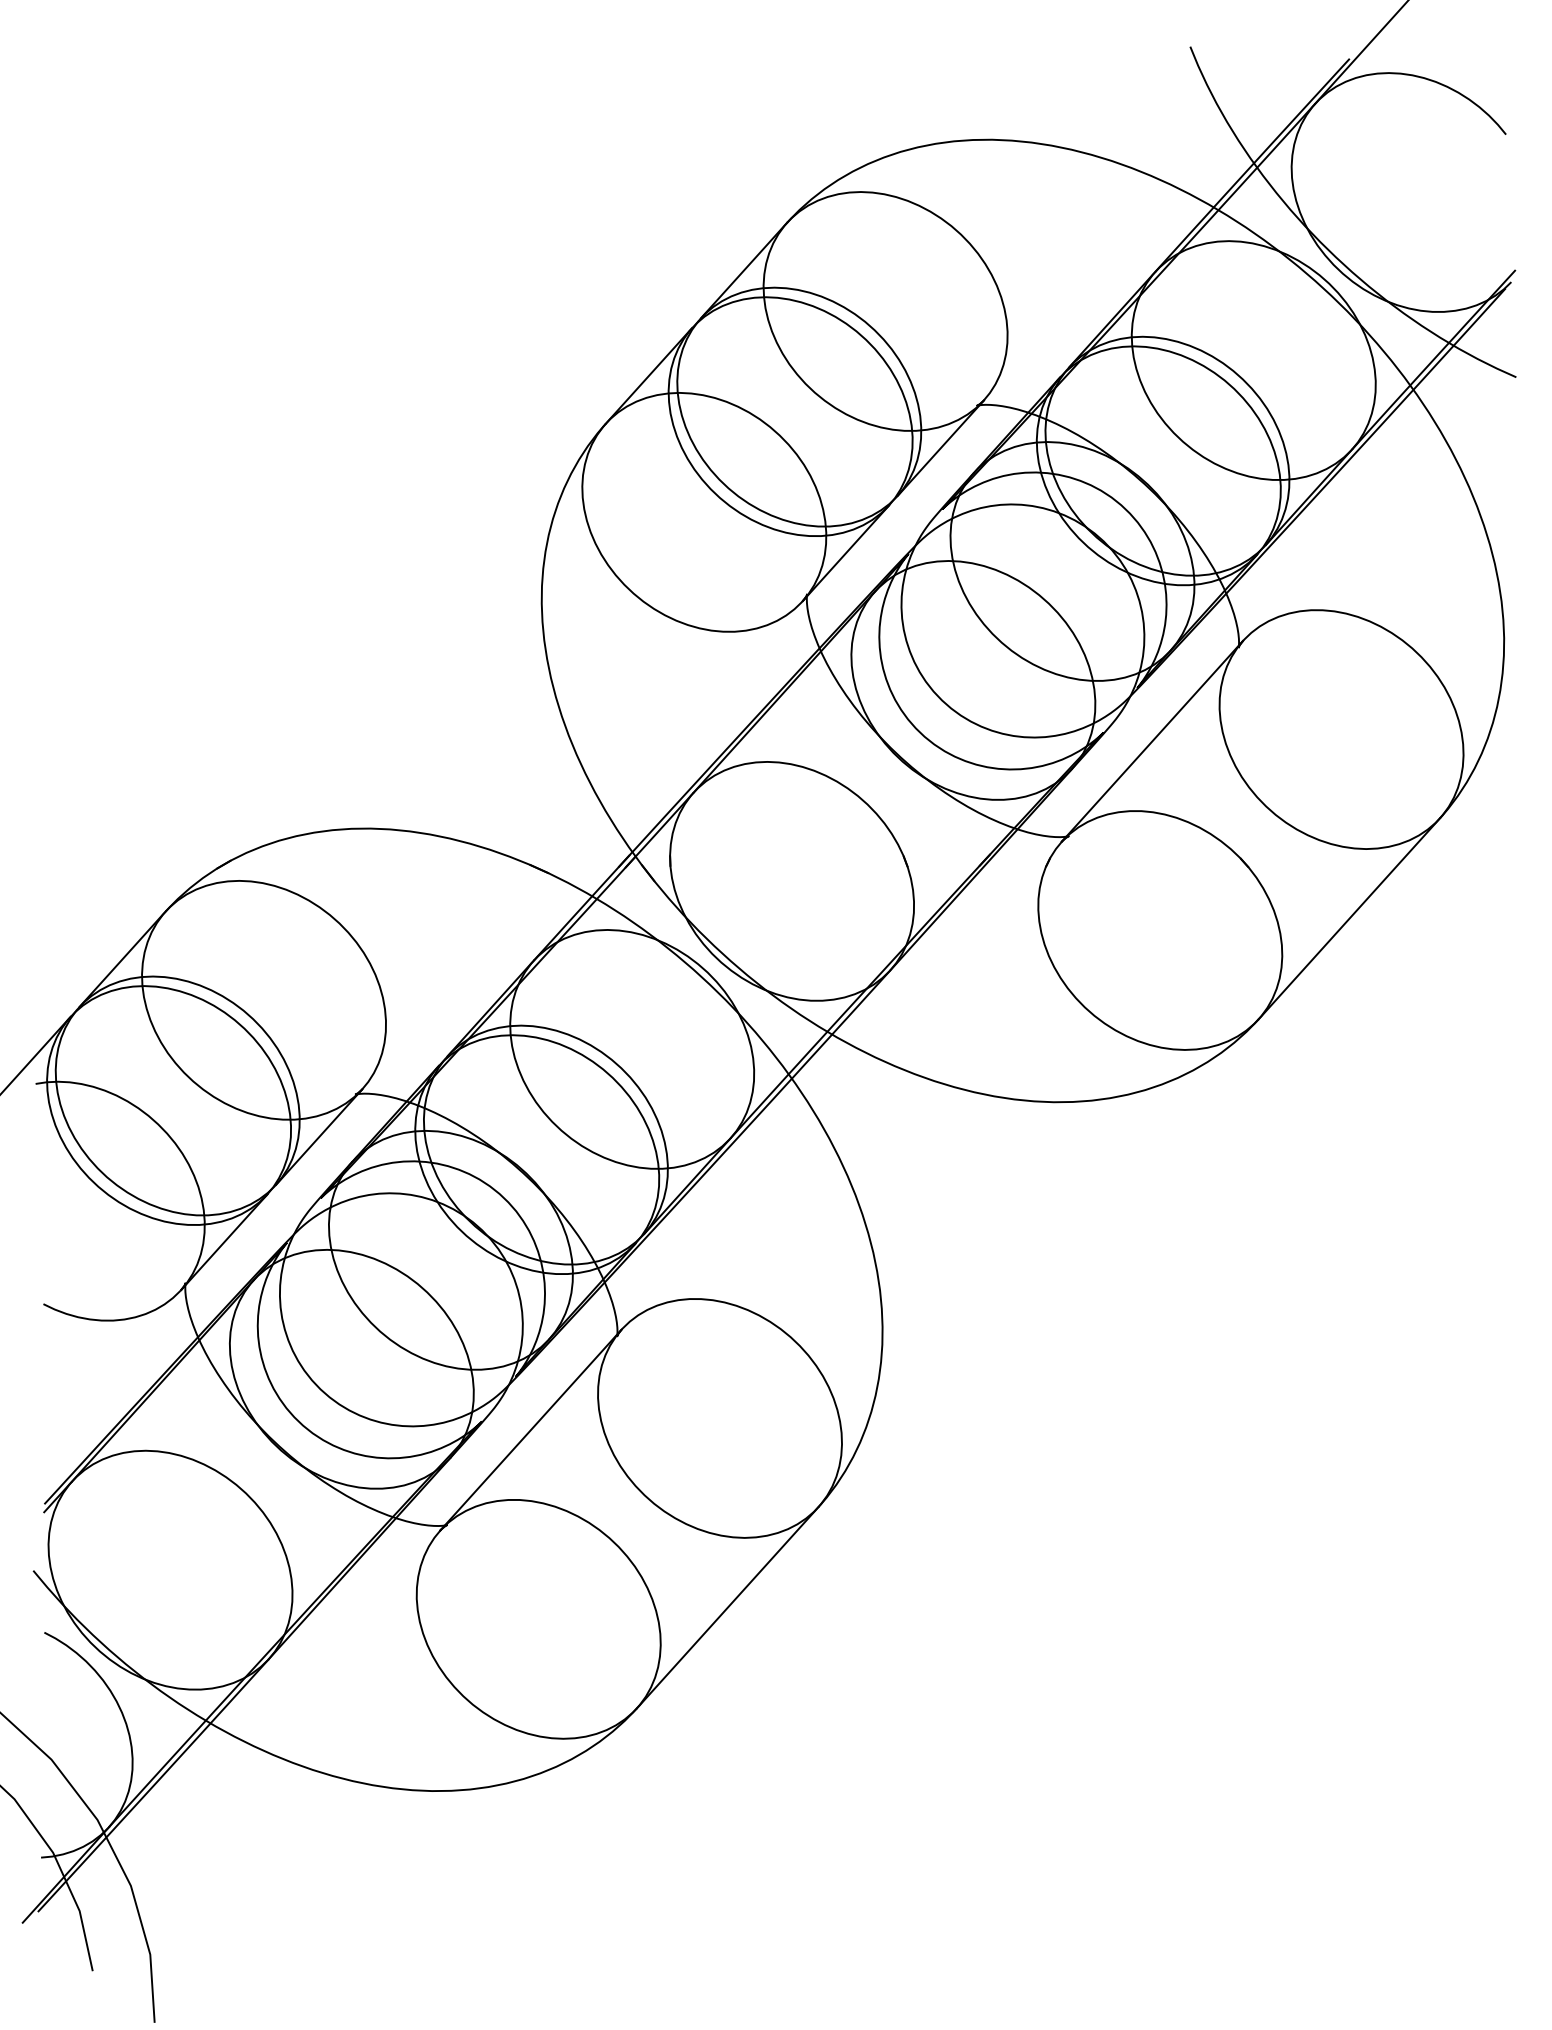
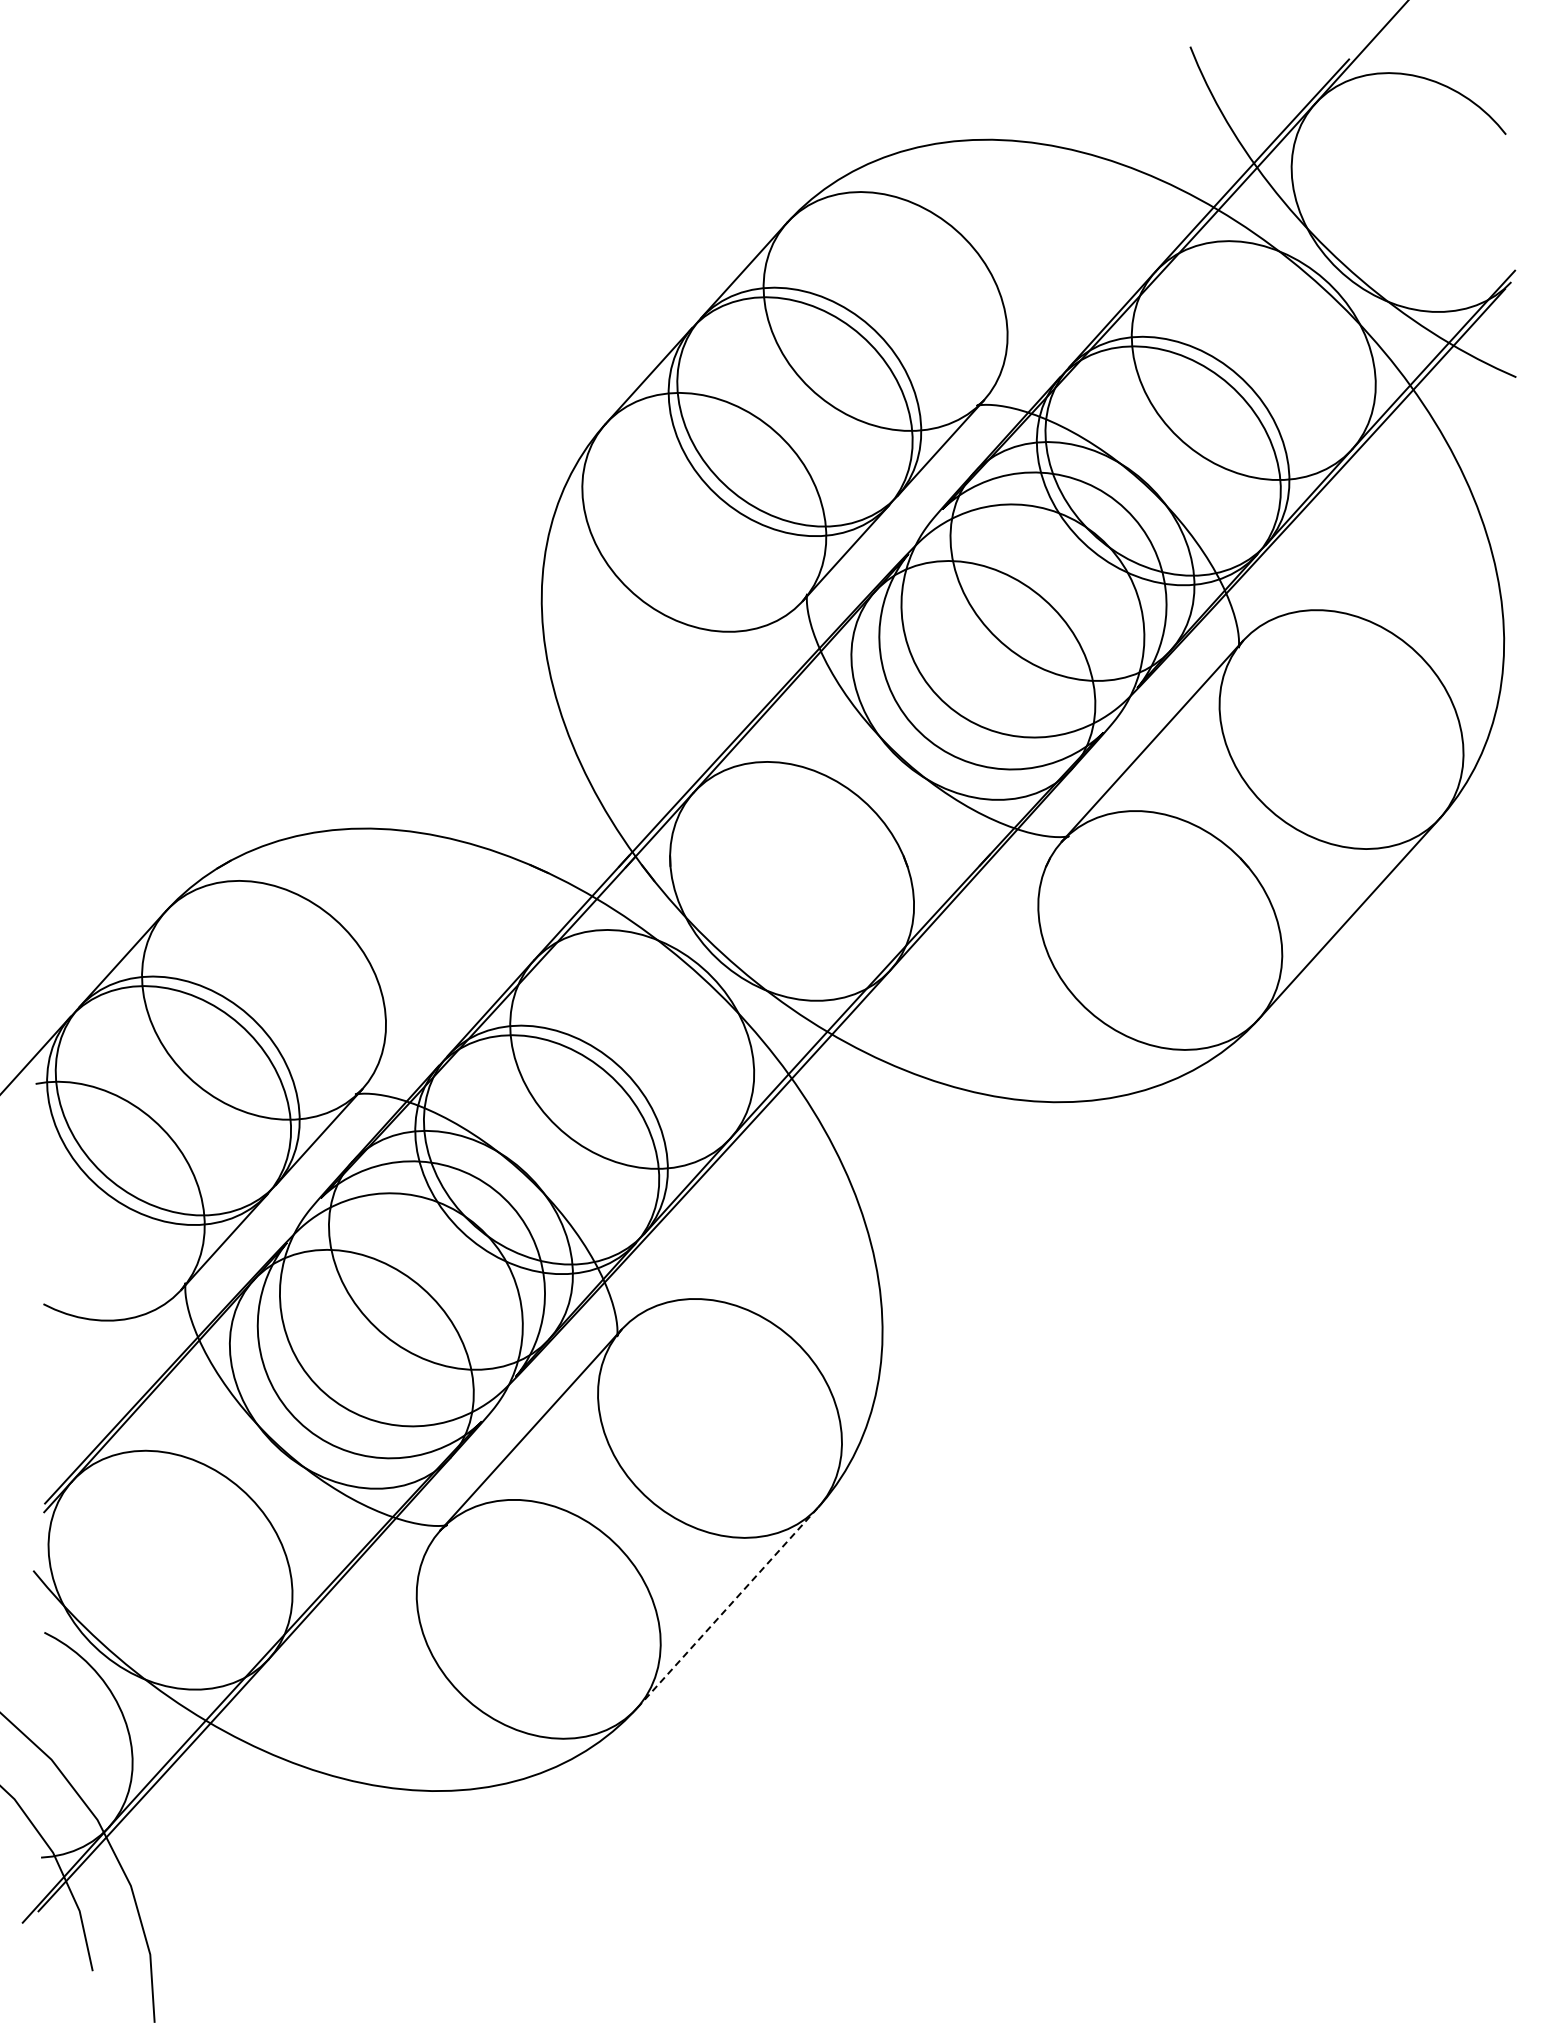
line: solid -> dashed (728, 1607)
